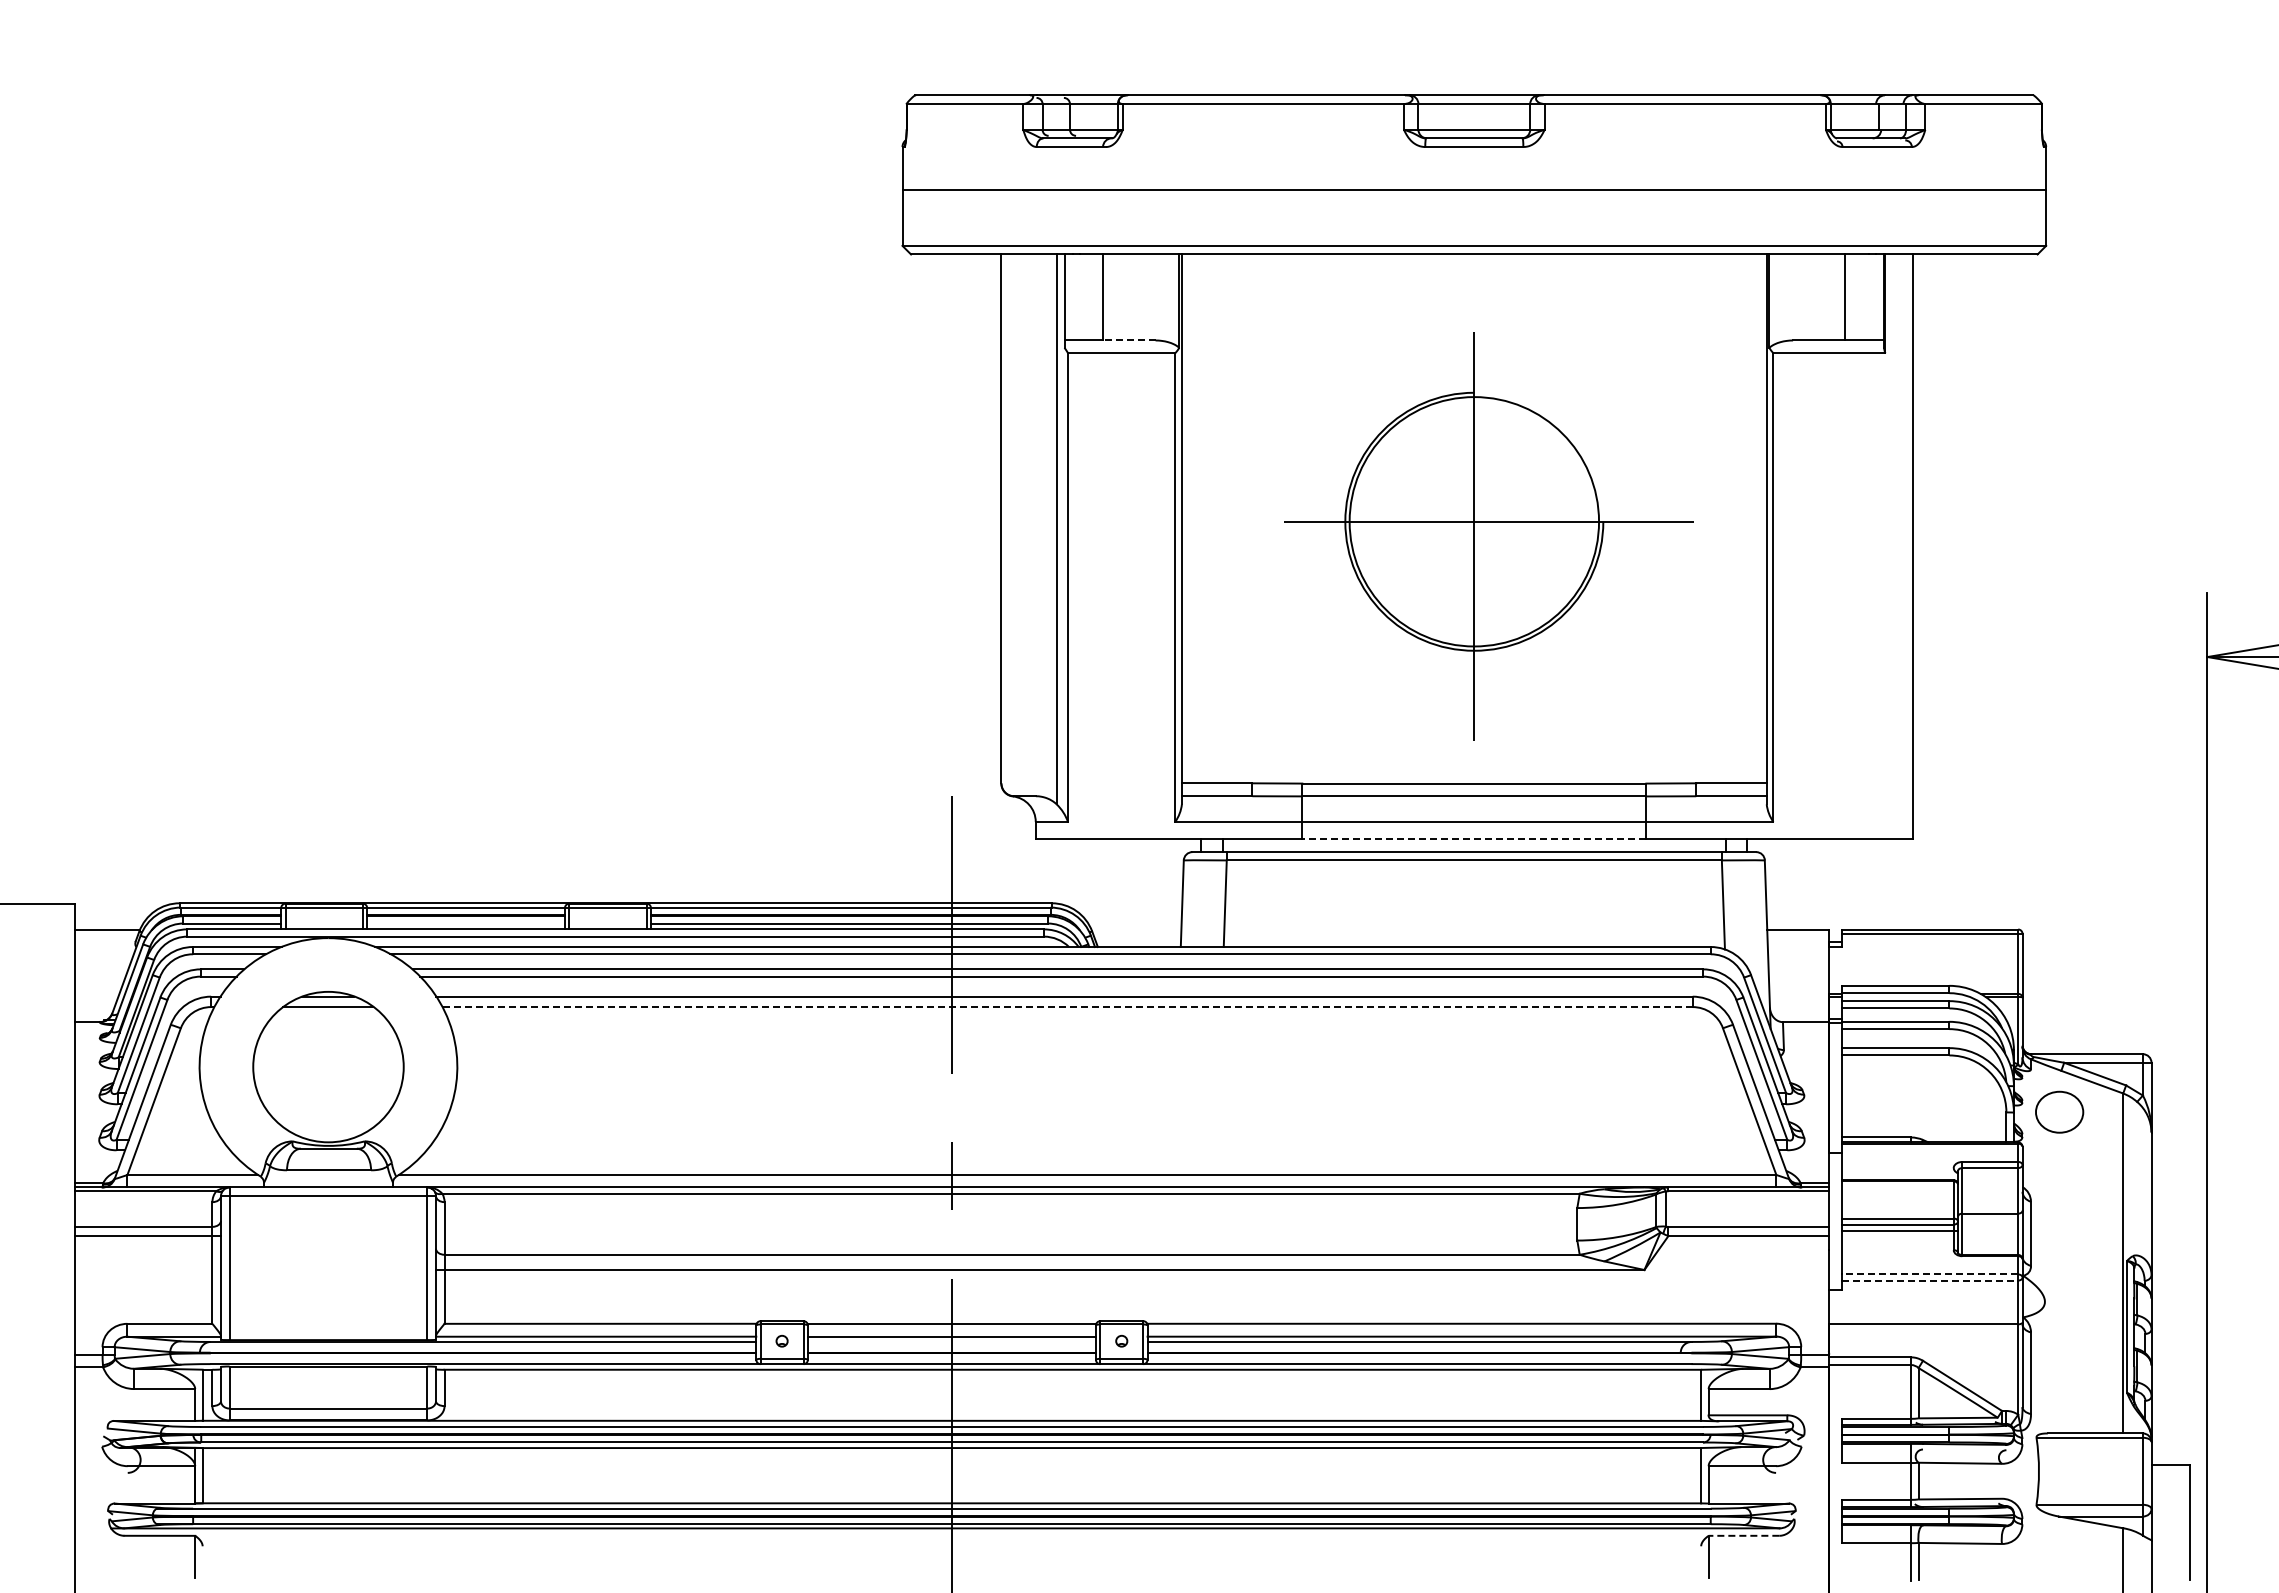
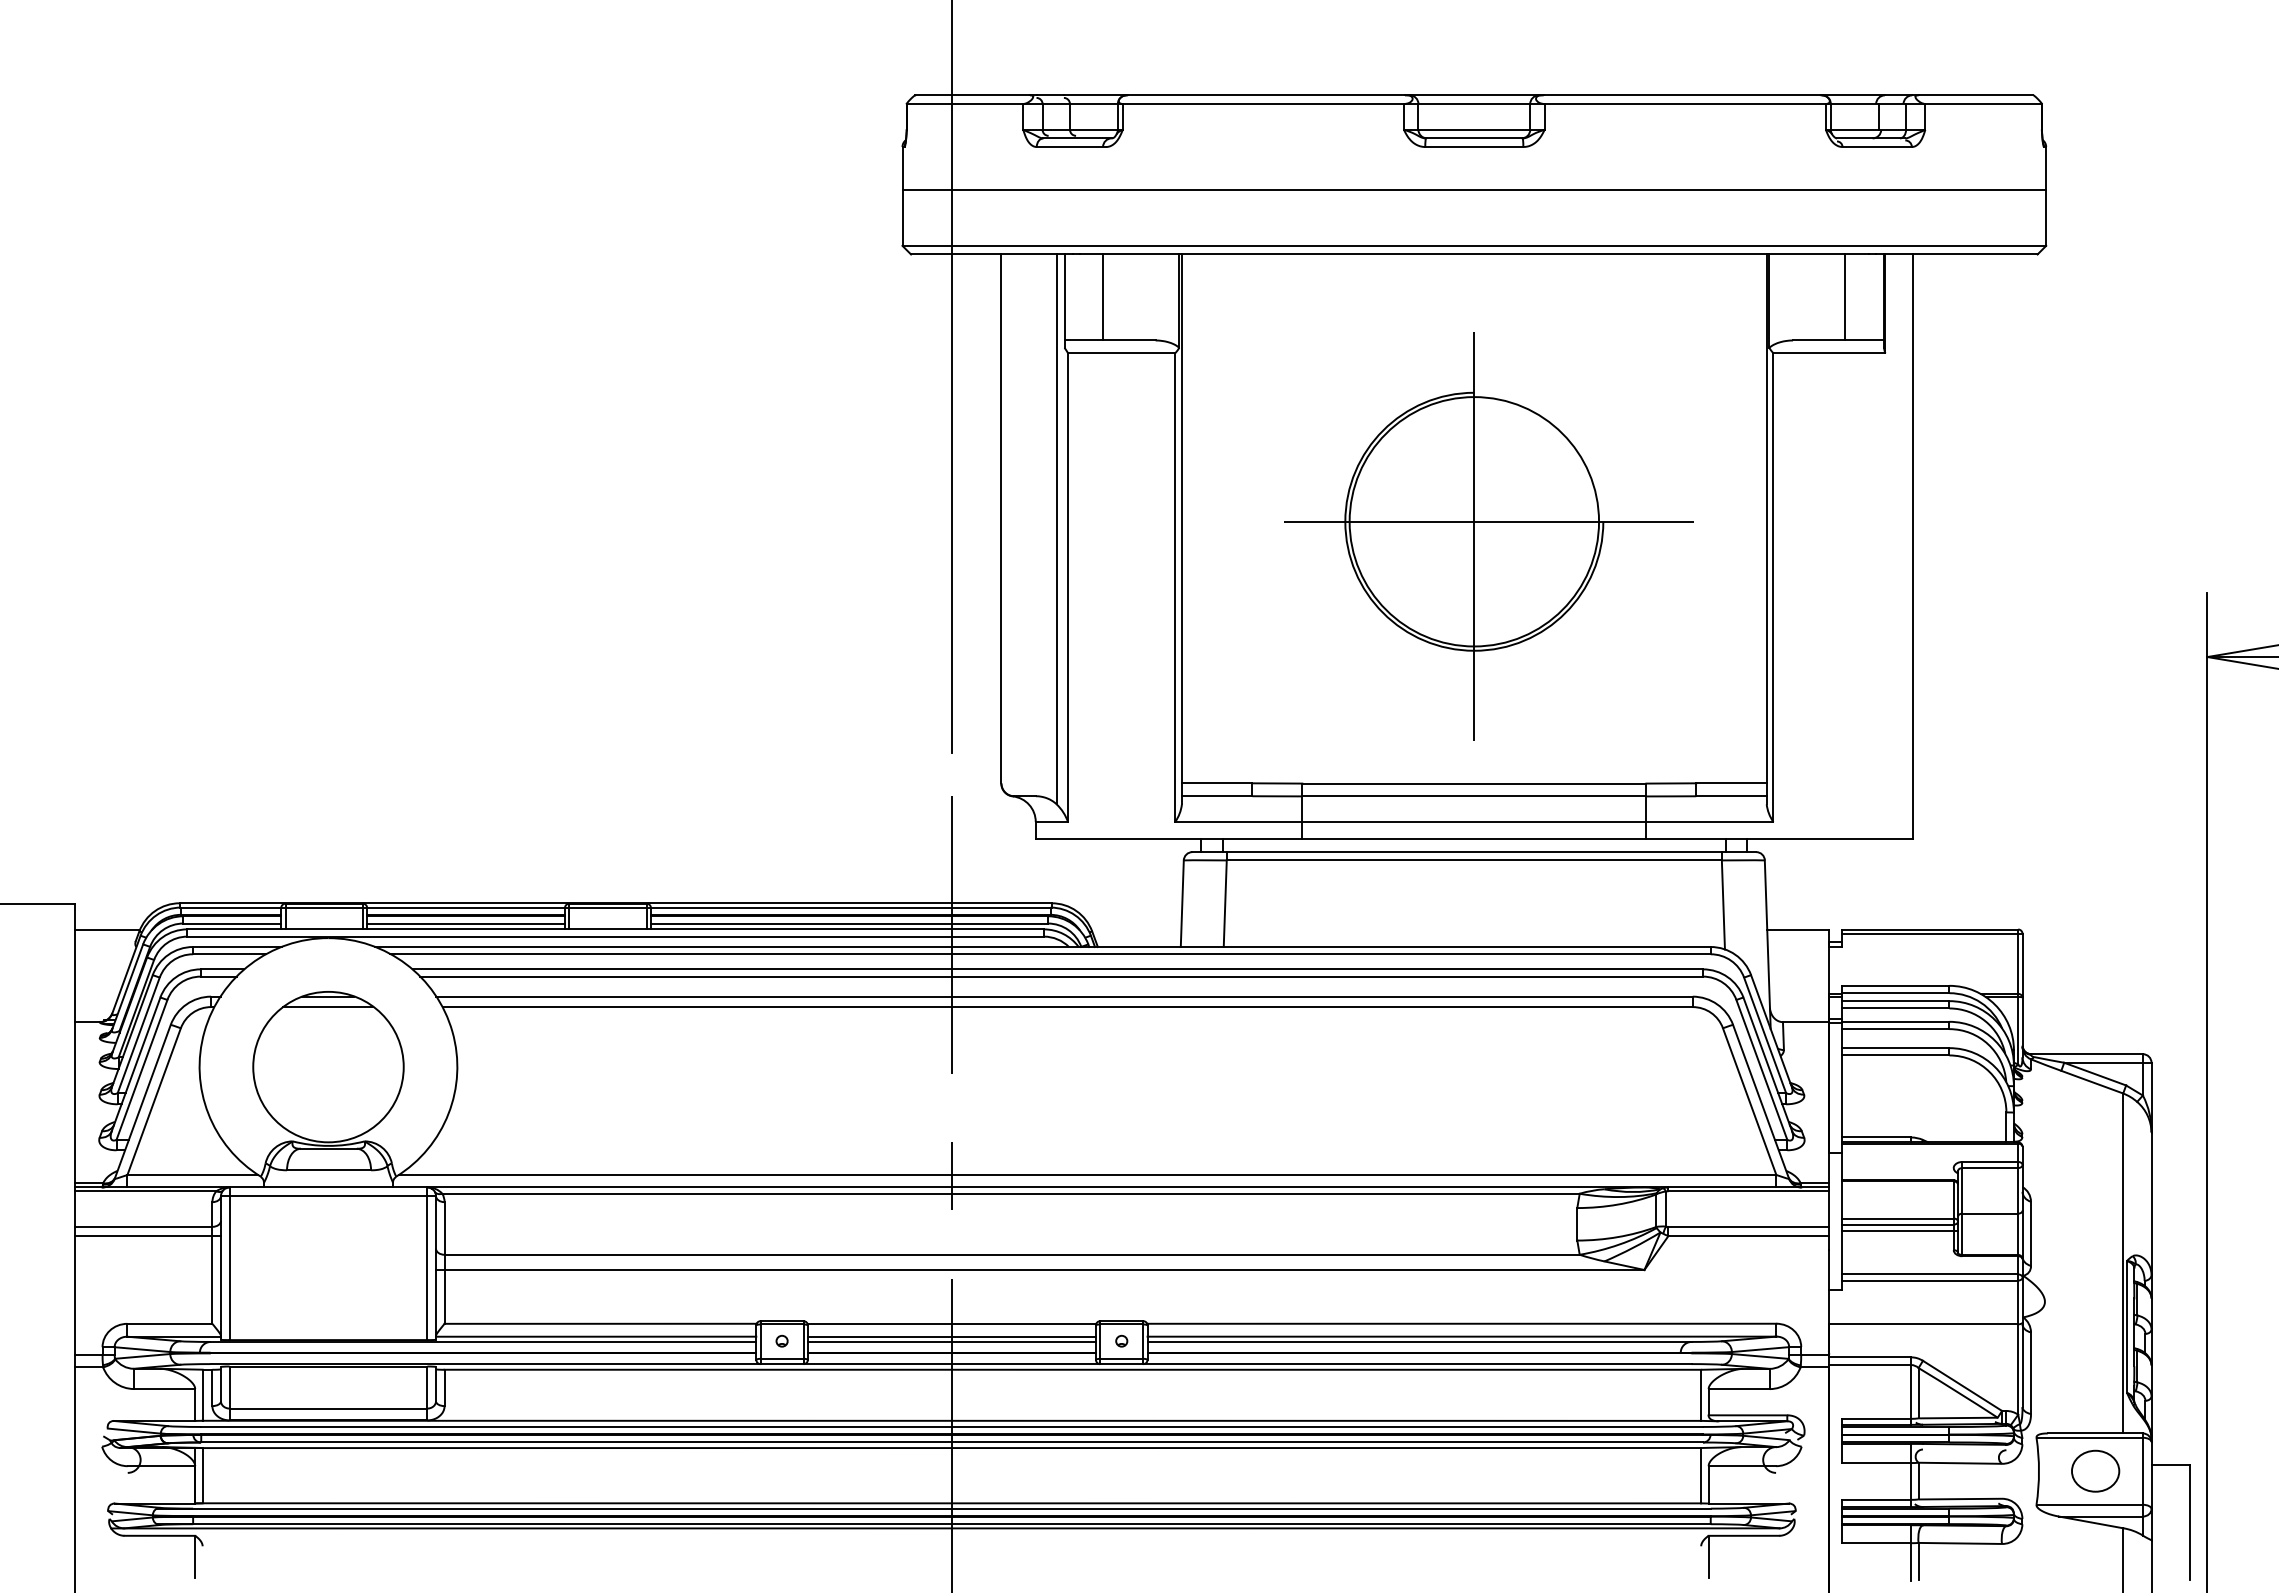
line: dashed -> solid (1128, 340)
line: none -> present (951, 377)
line: dashed -> solid (1474, 839)
line: none -> present (465, 923)
line: dashed -> solid (1067, 1007)
part position: (2059, 1111) -> (2095, 1470) (2095, 1470)
line: dashed -> solid (1929, 1274)
line: dashed -> solid (1930, 1280)
line: none -> present (951, 1341)
line: dashed -> solid (1743, 1535)
